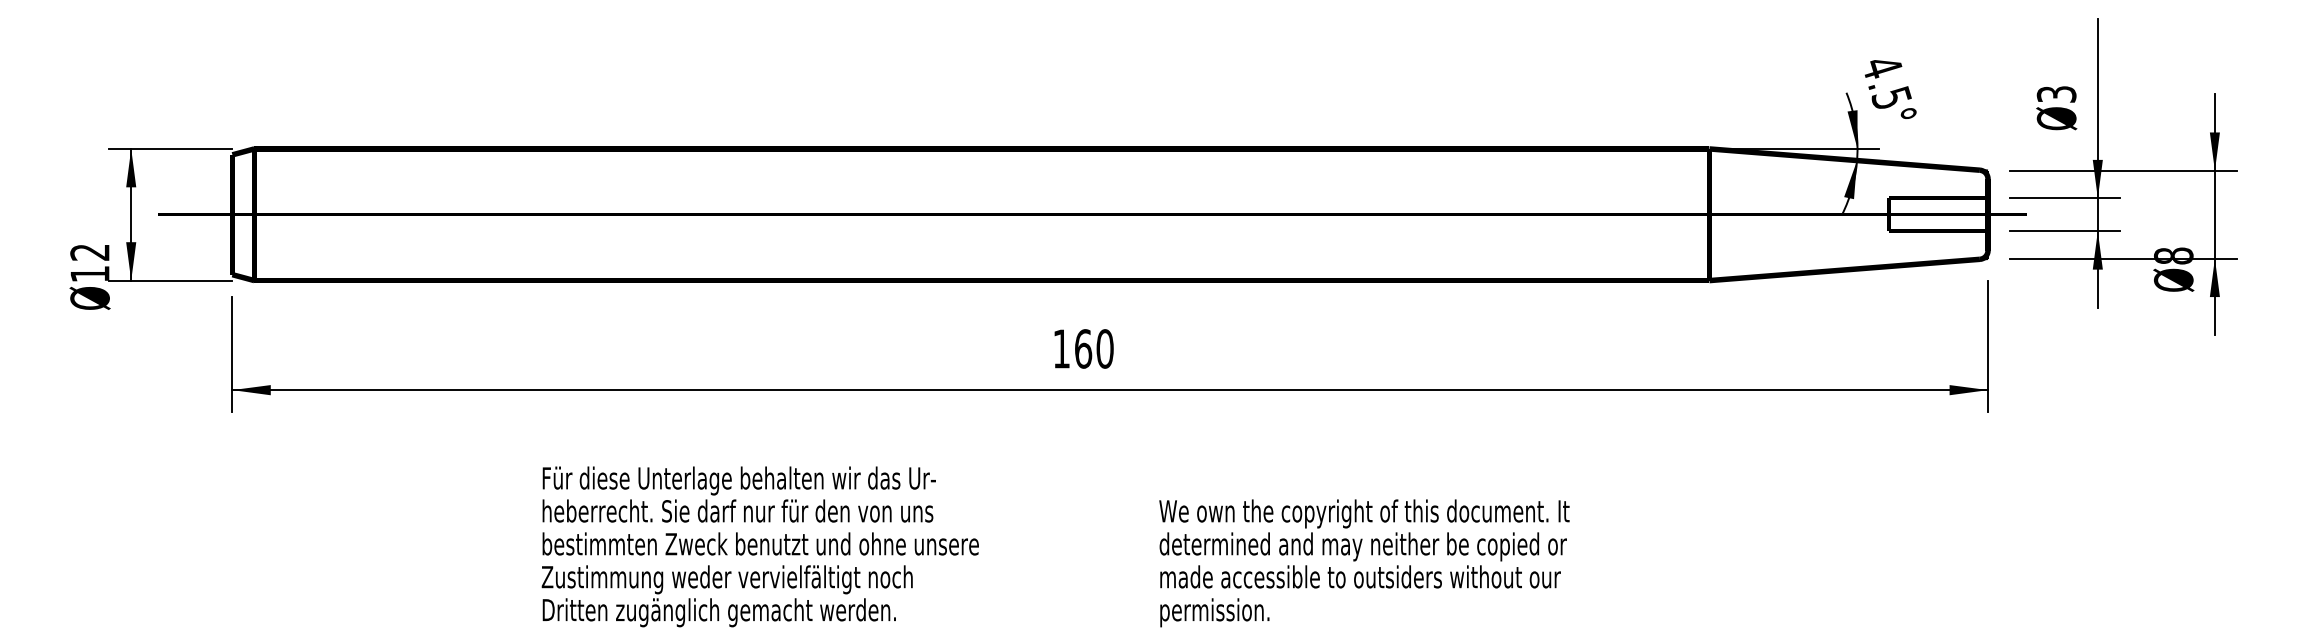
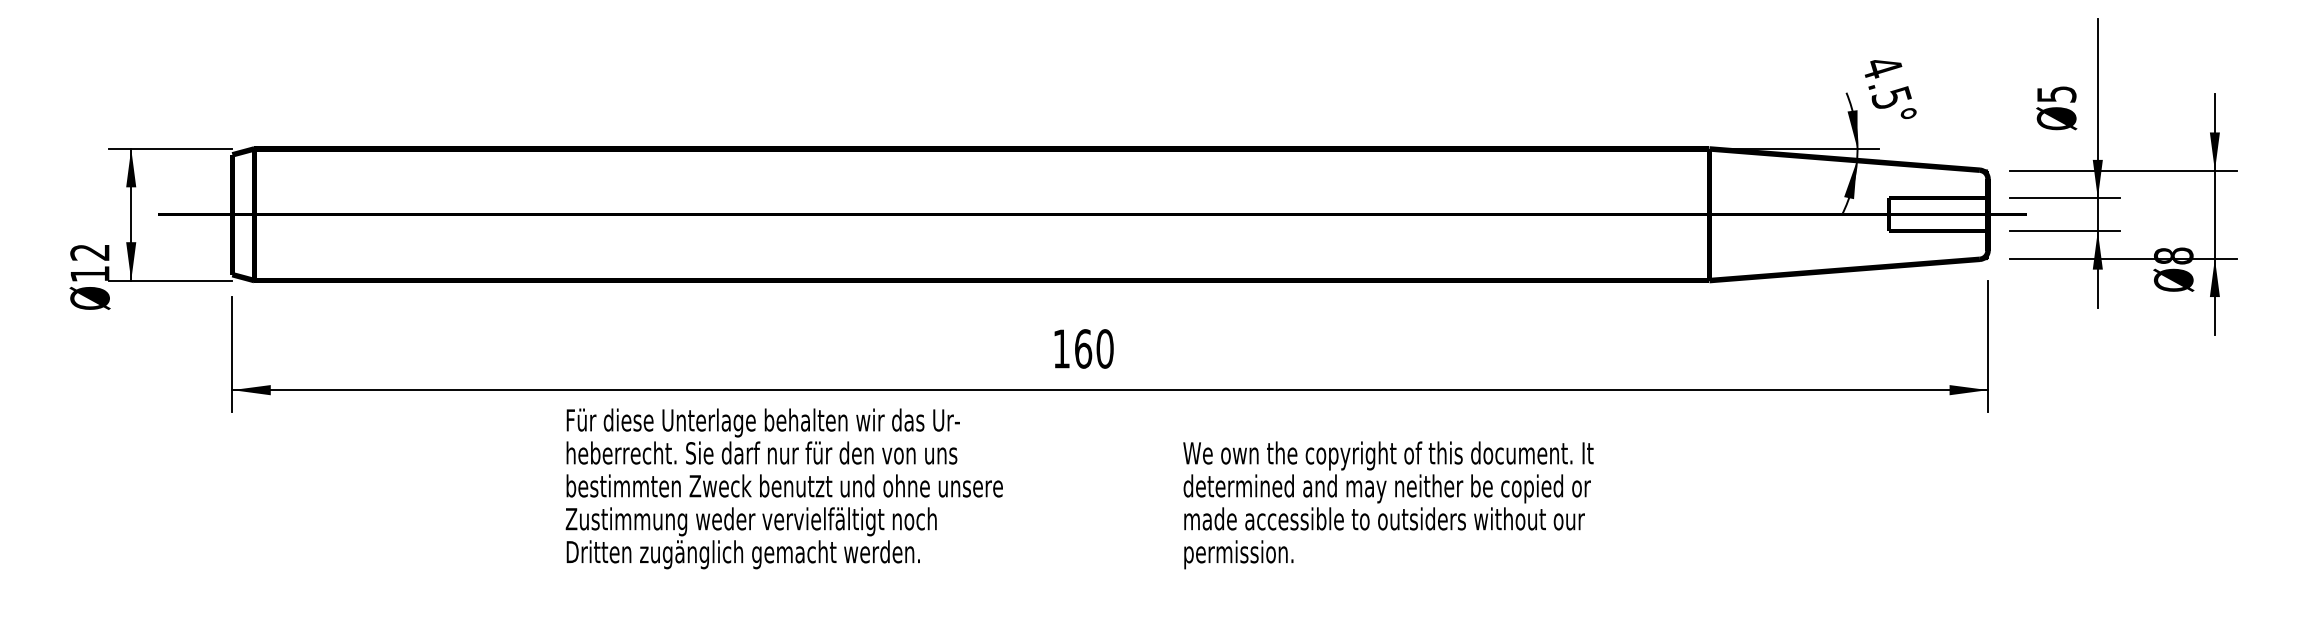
text: 3 -> 5 (2055, 93)
text position: (1055, 546) -> (1079, 488) (1079, 488)
